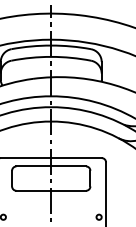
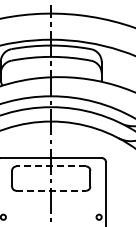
line: solid -> dashed (51, 166)
line: solid -> dashed (51, 190)
